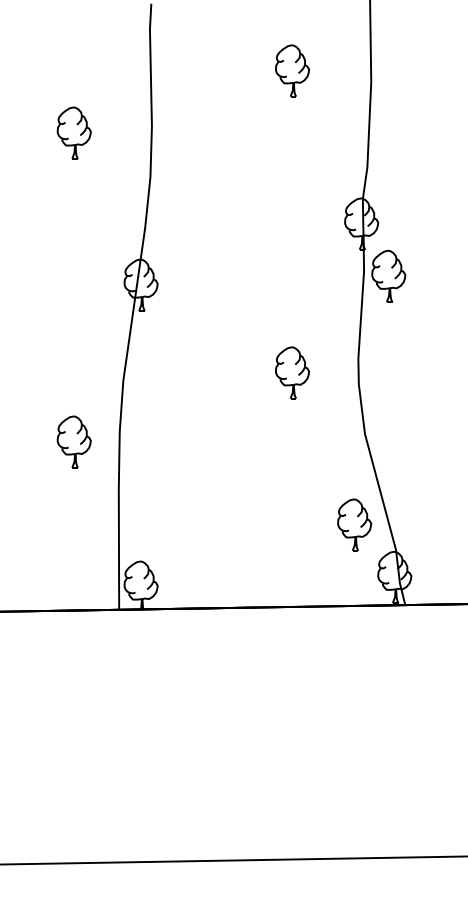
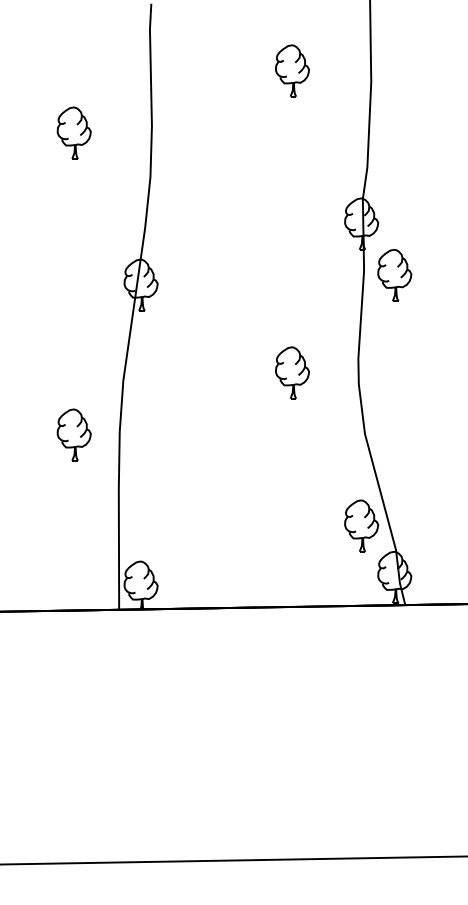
part position: (388, 276) -> (394, 275) (394, 275)
part position: (73, 441) -> (73, 434) (73, 434)
part position: (354, 524) -> (361, 525) (361, 525)
